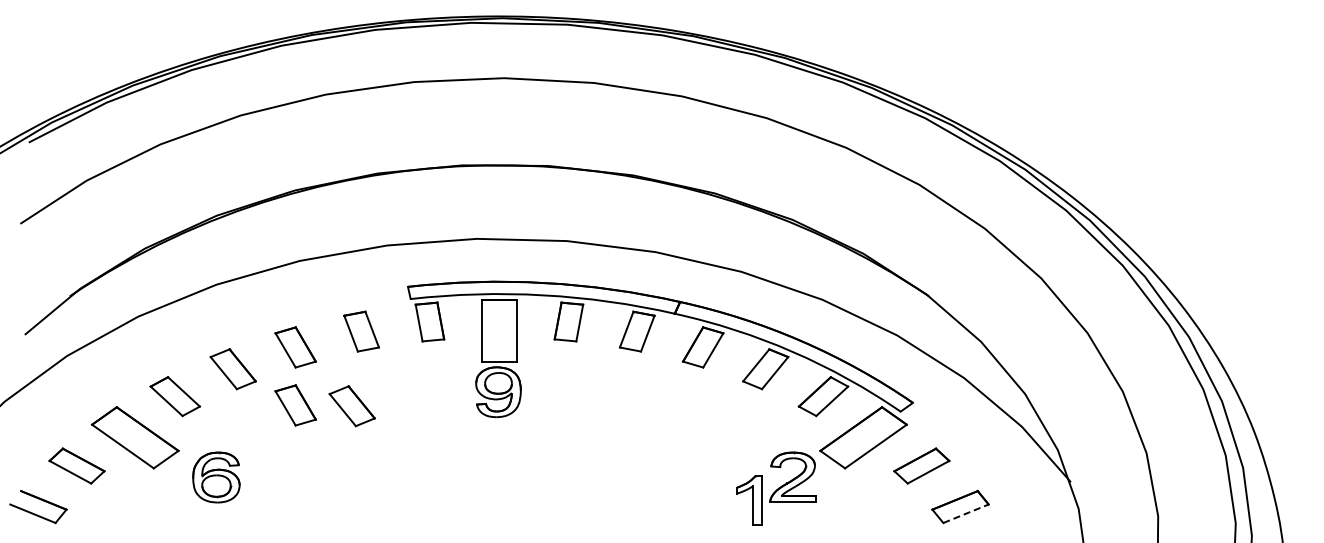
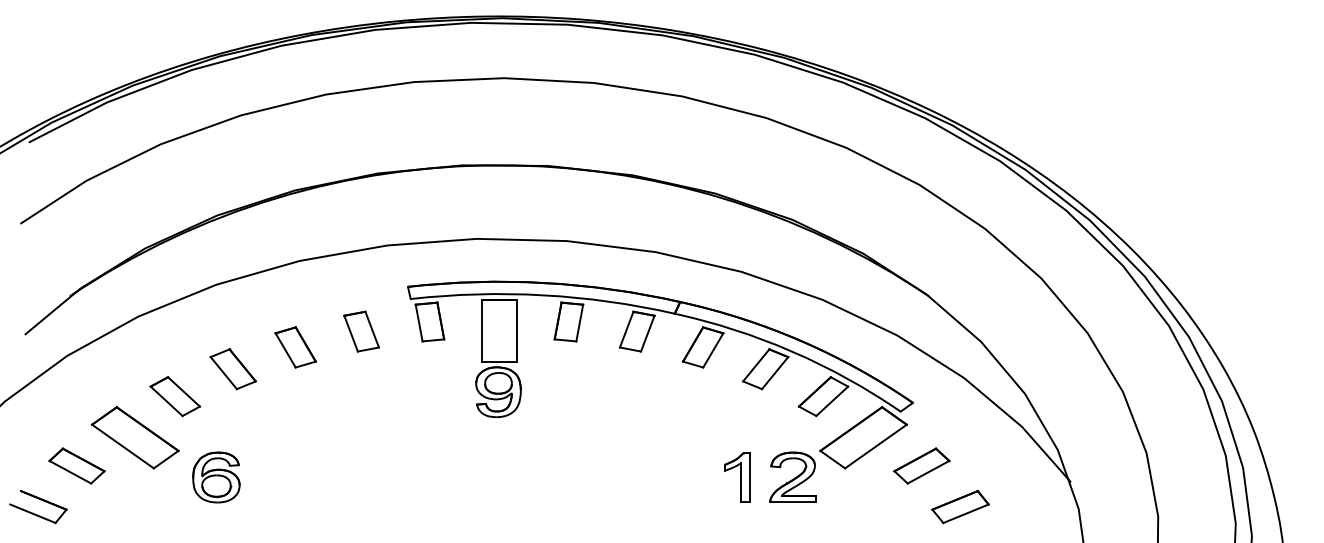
part: present -> none (295, 405)
part: present -> none (351, 406)
part position: (749, 500) -> (737, 477) (737, 477)
line: dashed -> solid (966, 513)
